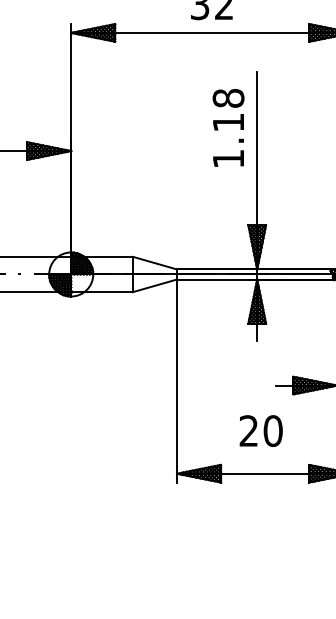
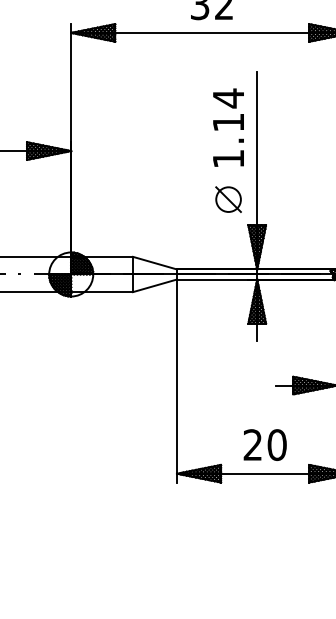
text: 1.18 -> 1.14 (228, 98)
part: none -> present (228, 199)
text position: (260, 430) -> (264, 444) (264, 444)
